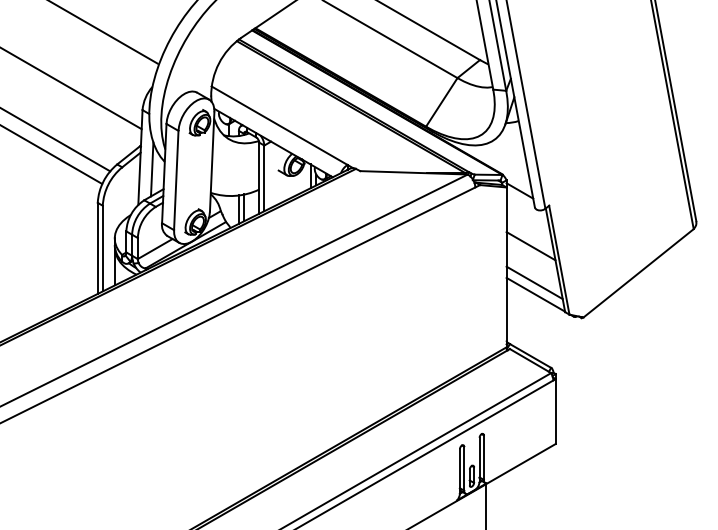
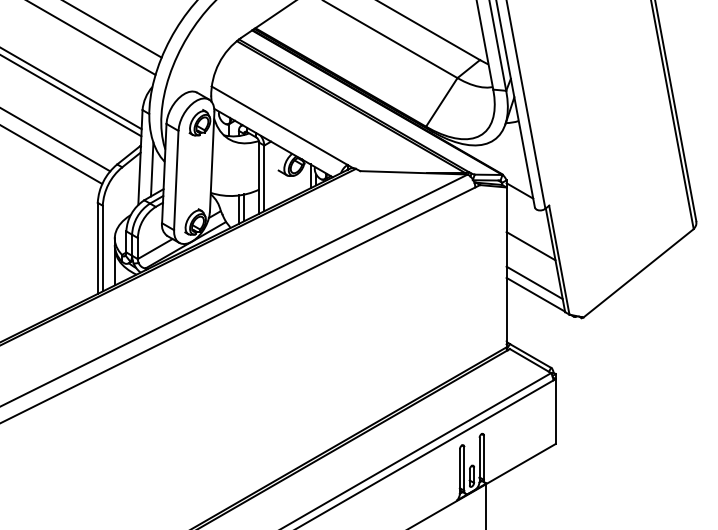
line position: (104, 32) -> (113, 29) (113, 29)
line: none -> present (92, 38)
line: none -> present (71, 95)
